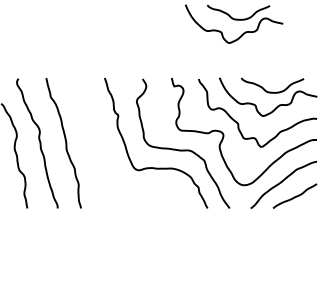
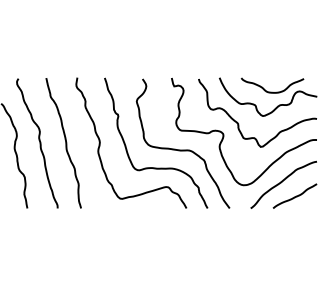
part: present -> none (234, 23)
curve: none -> present (100, 142)
